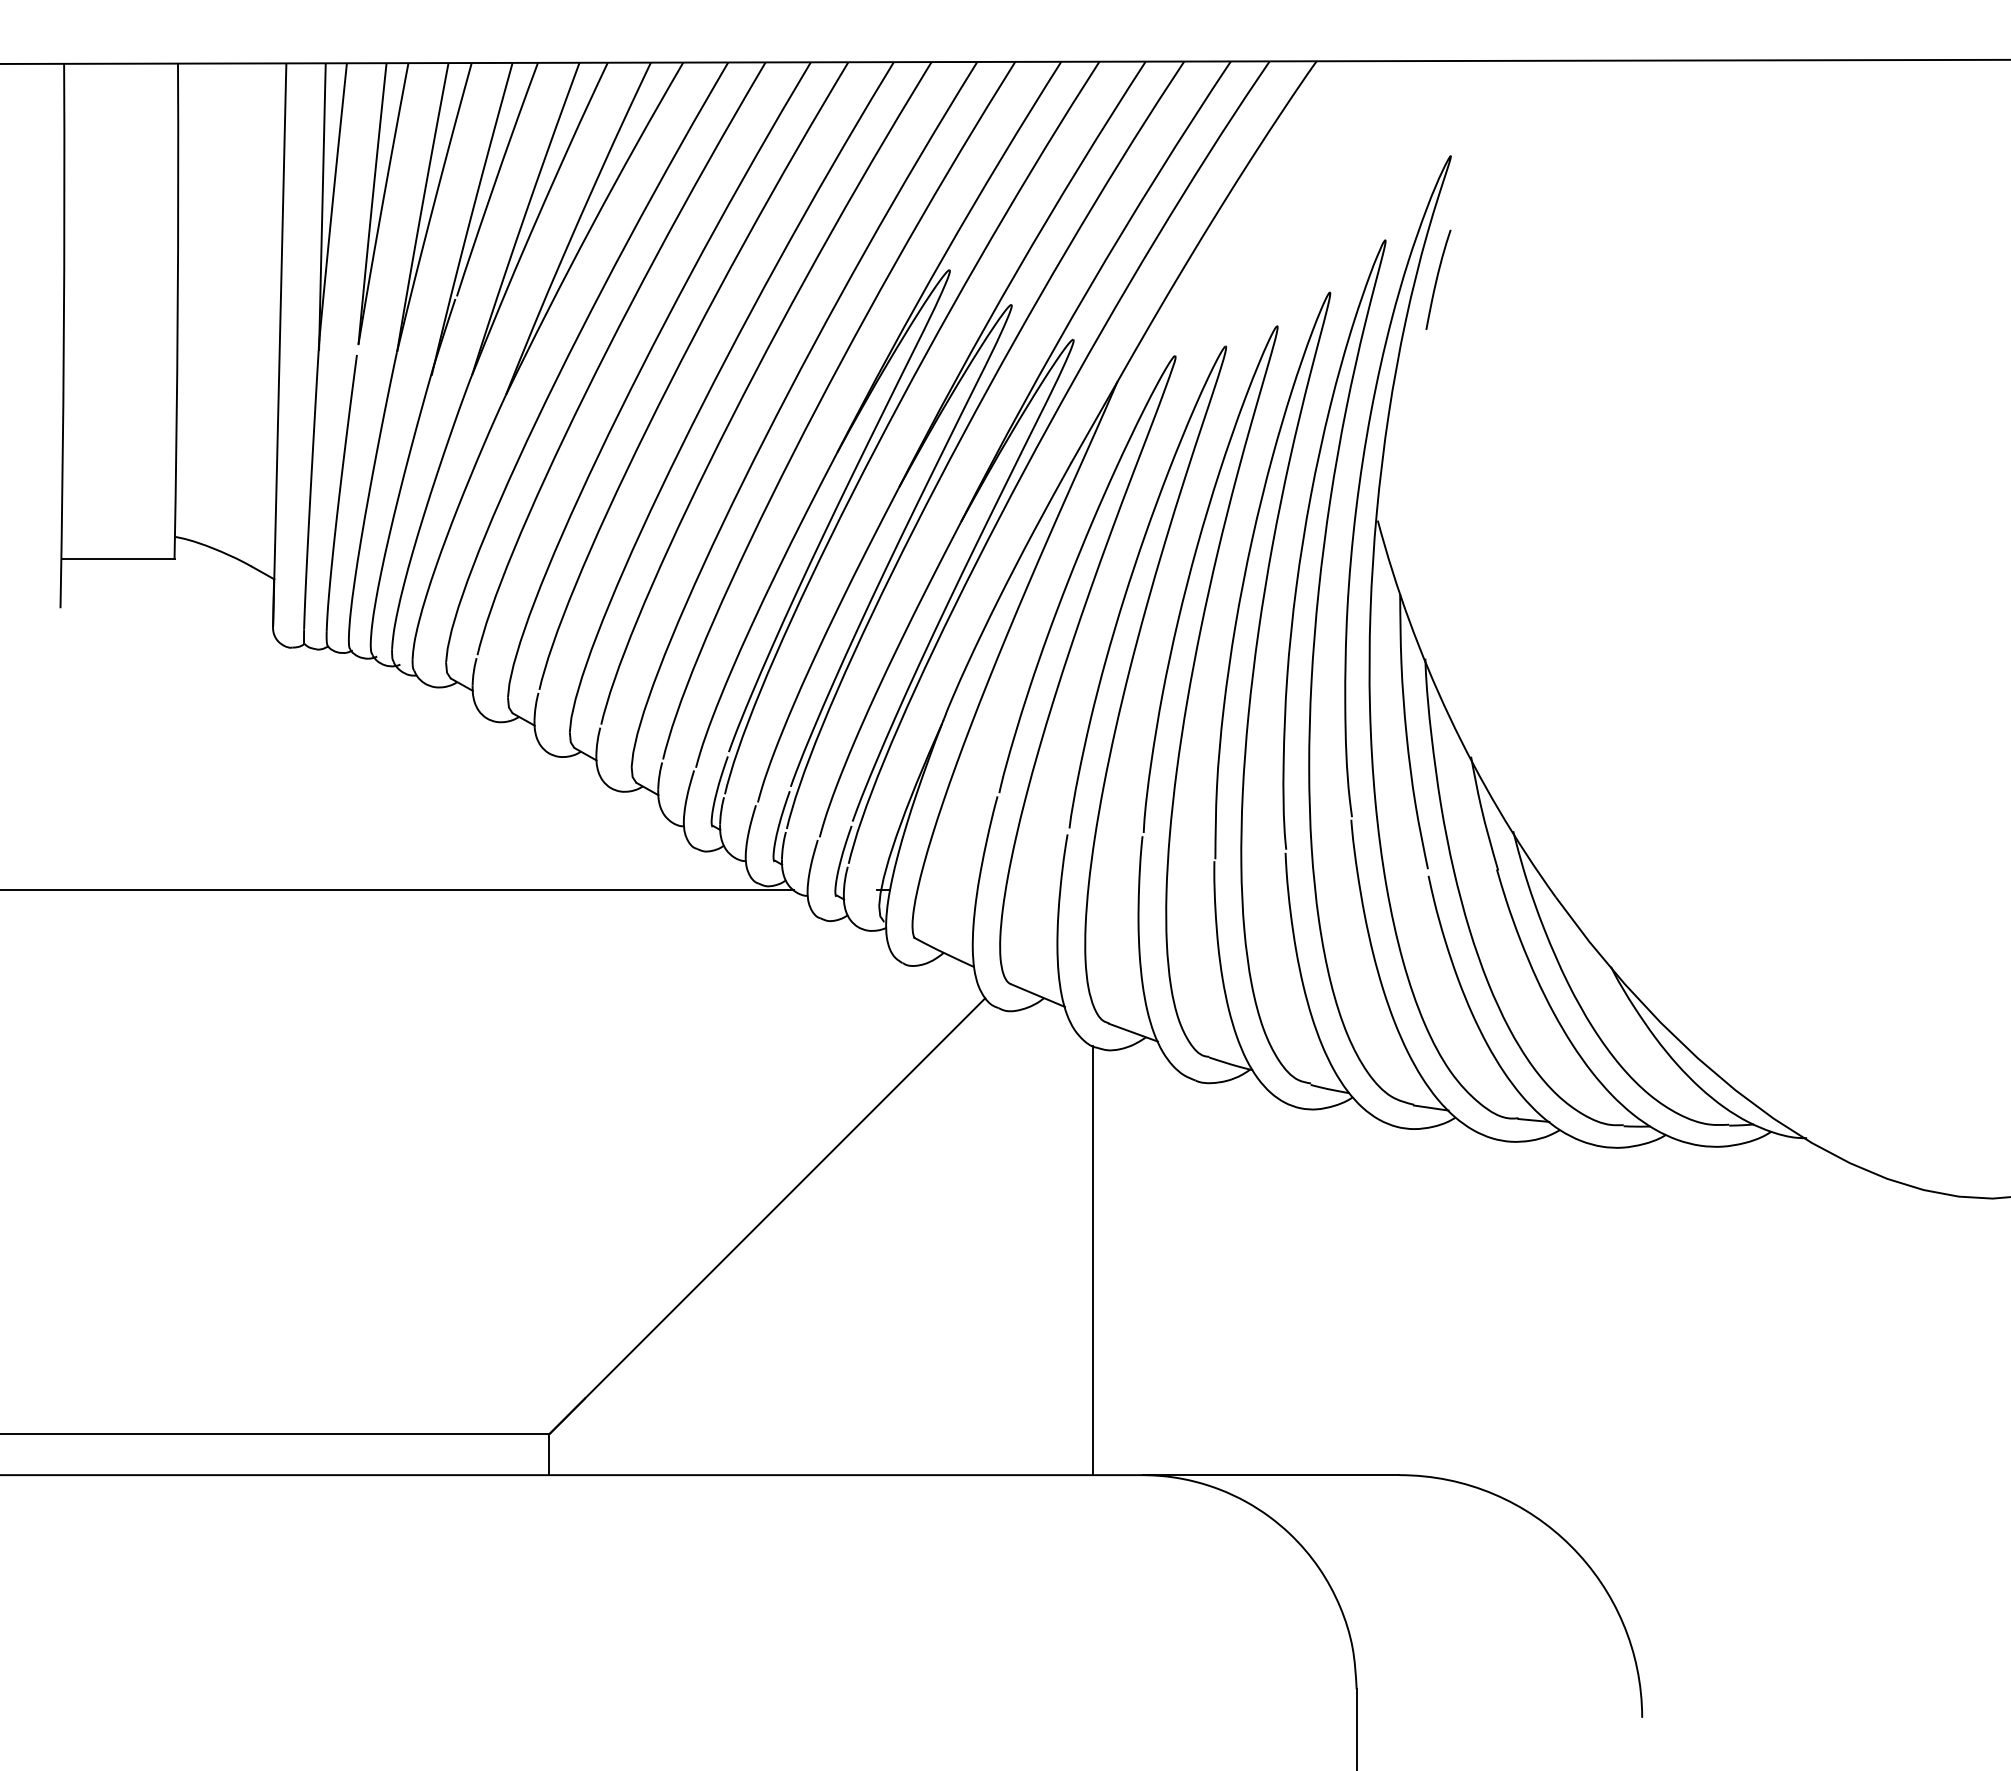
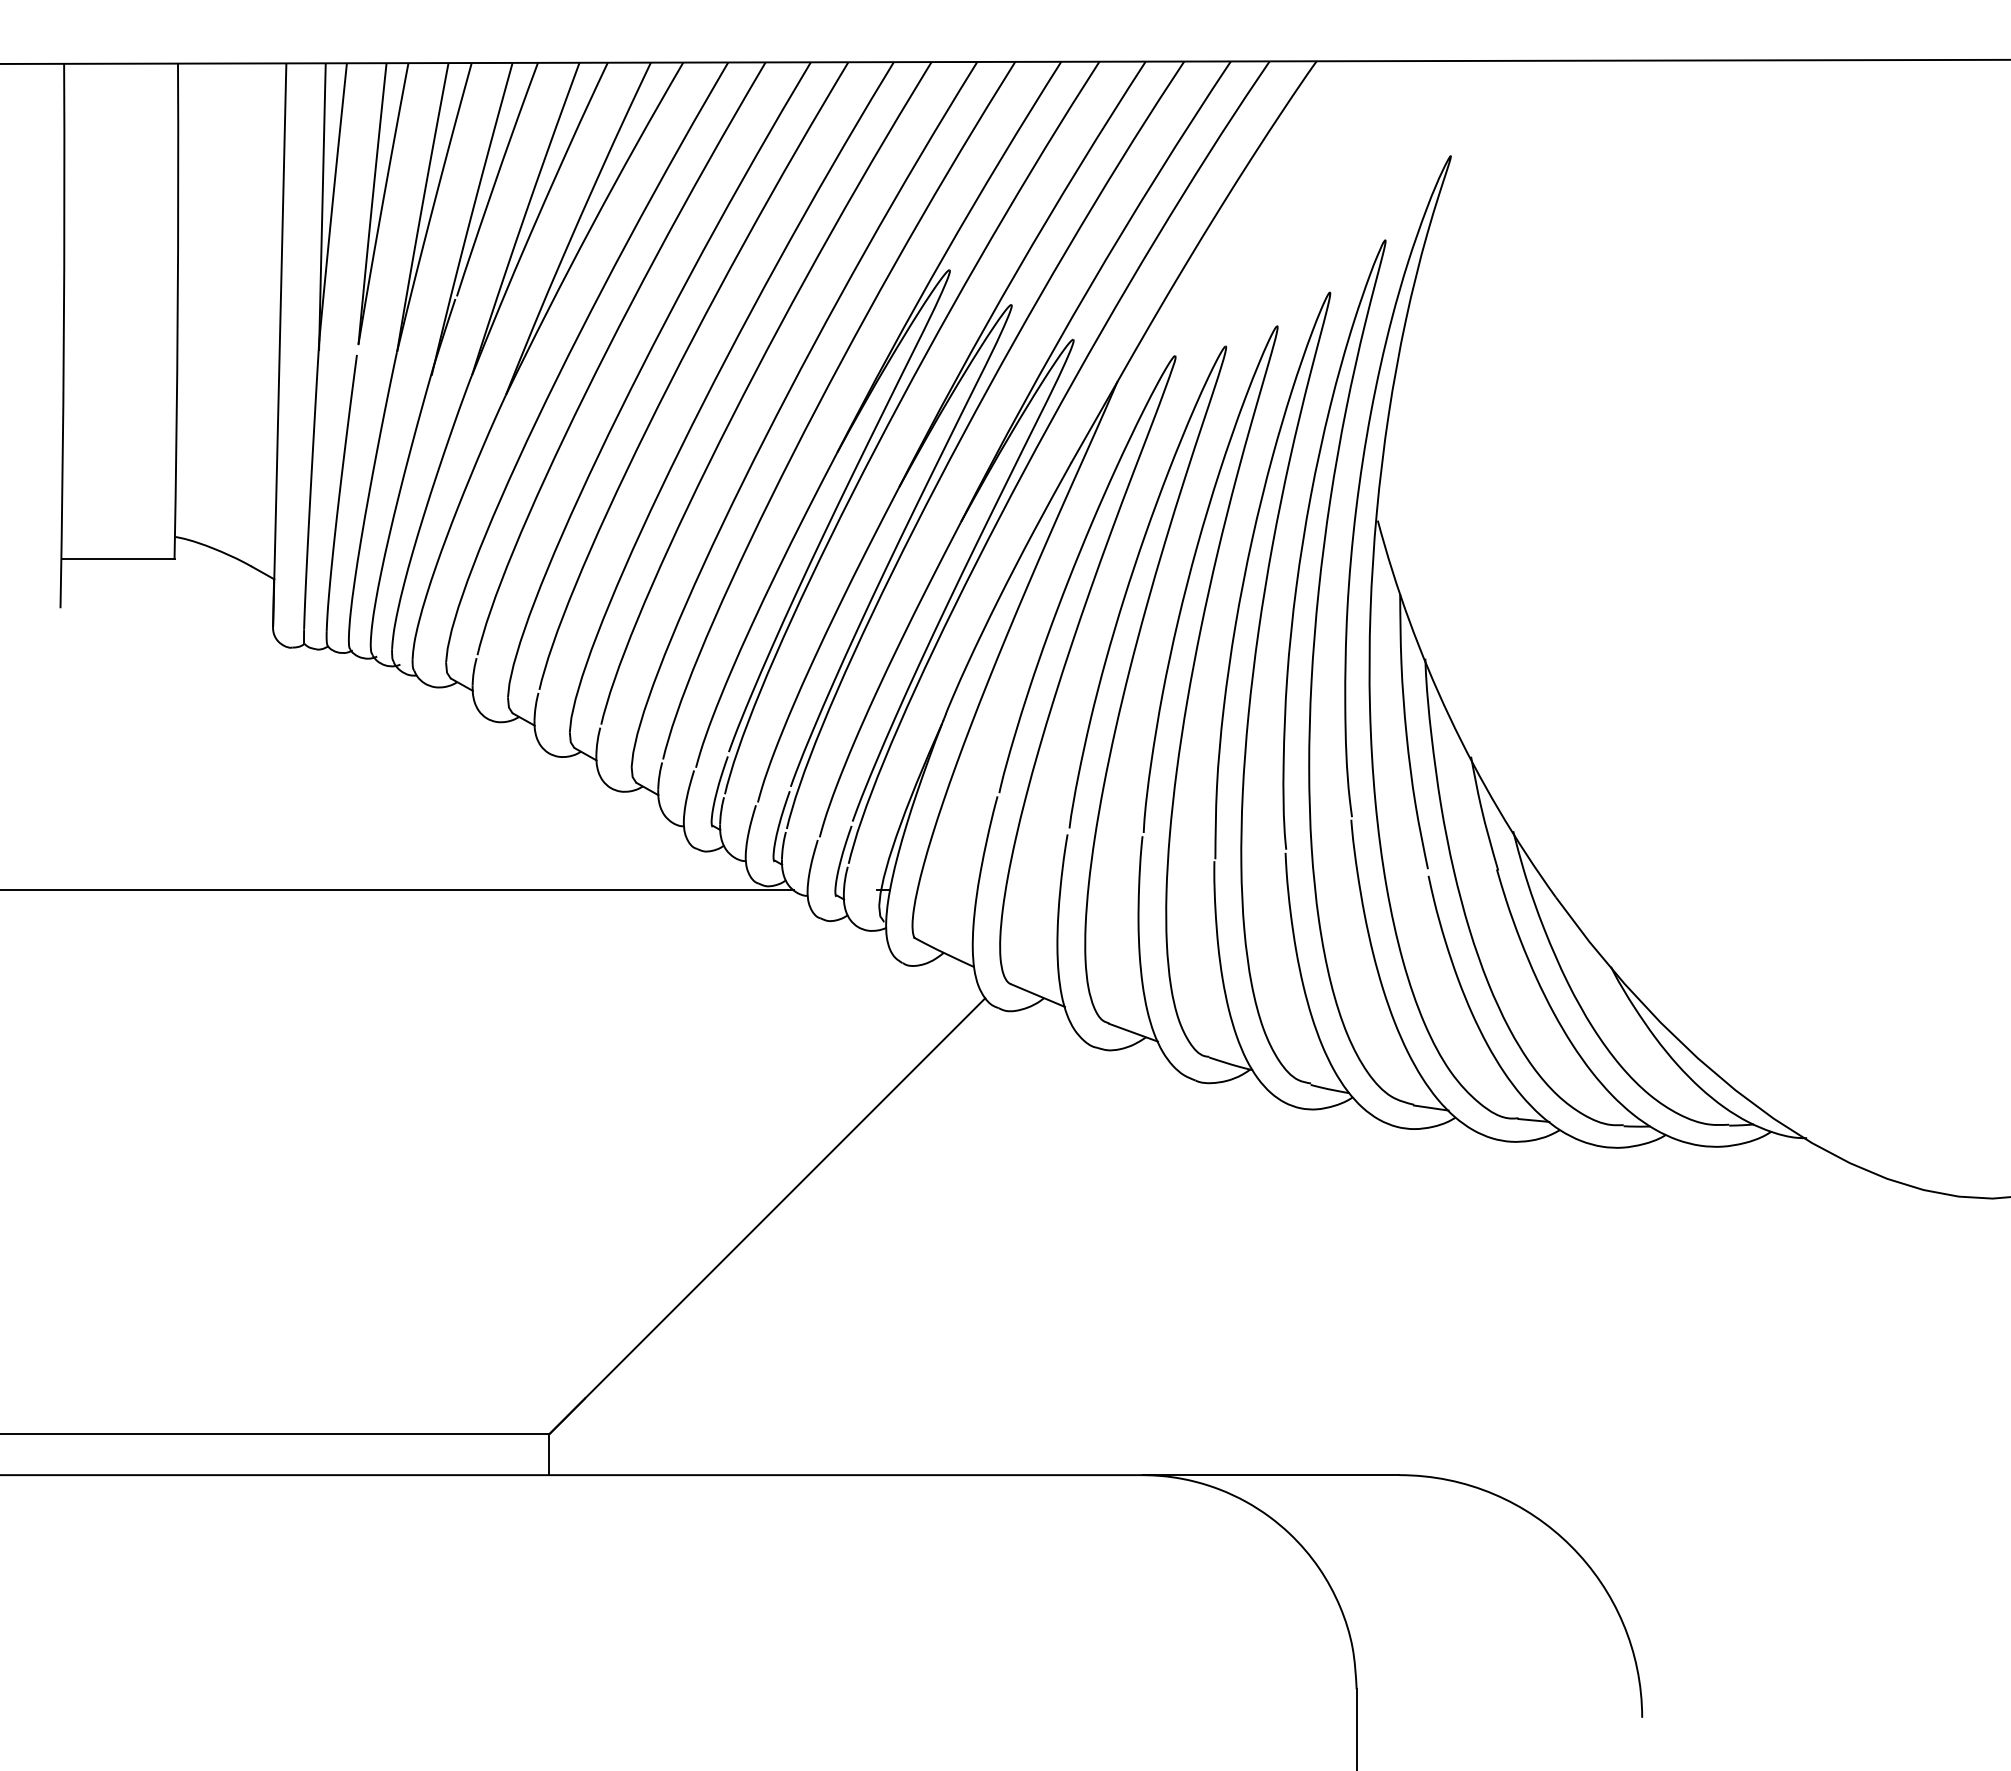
curve: present -> none (1437, 279)
line: present -> none (1093, 1260)
